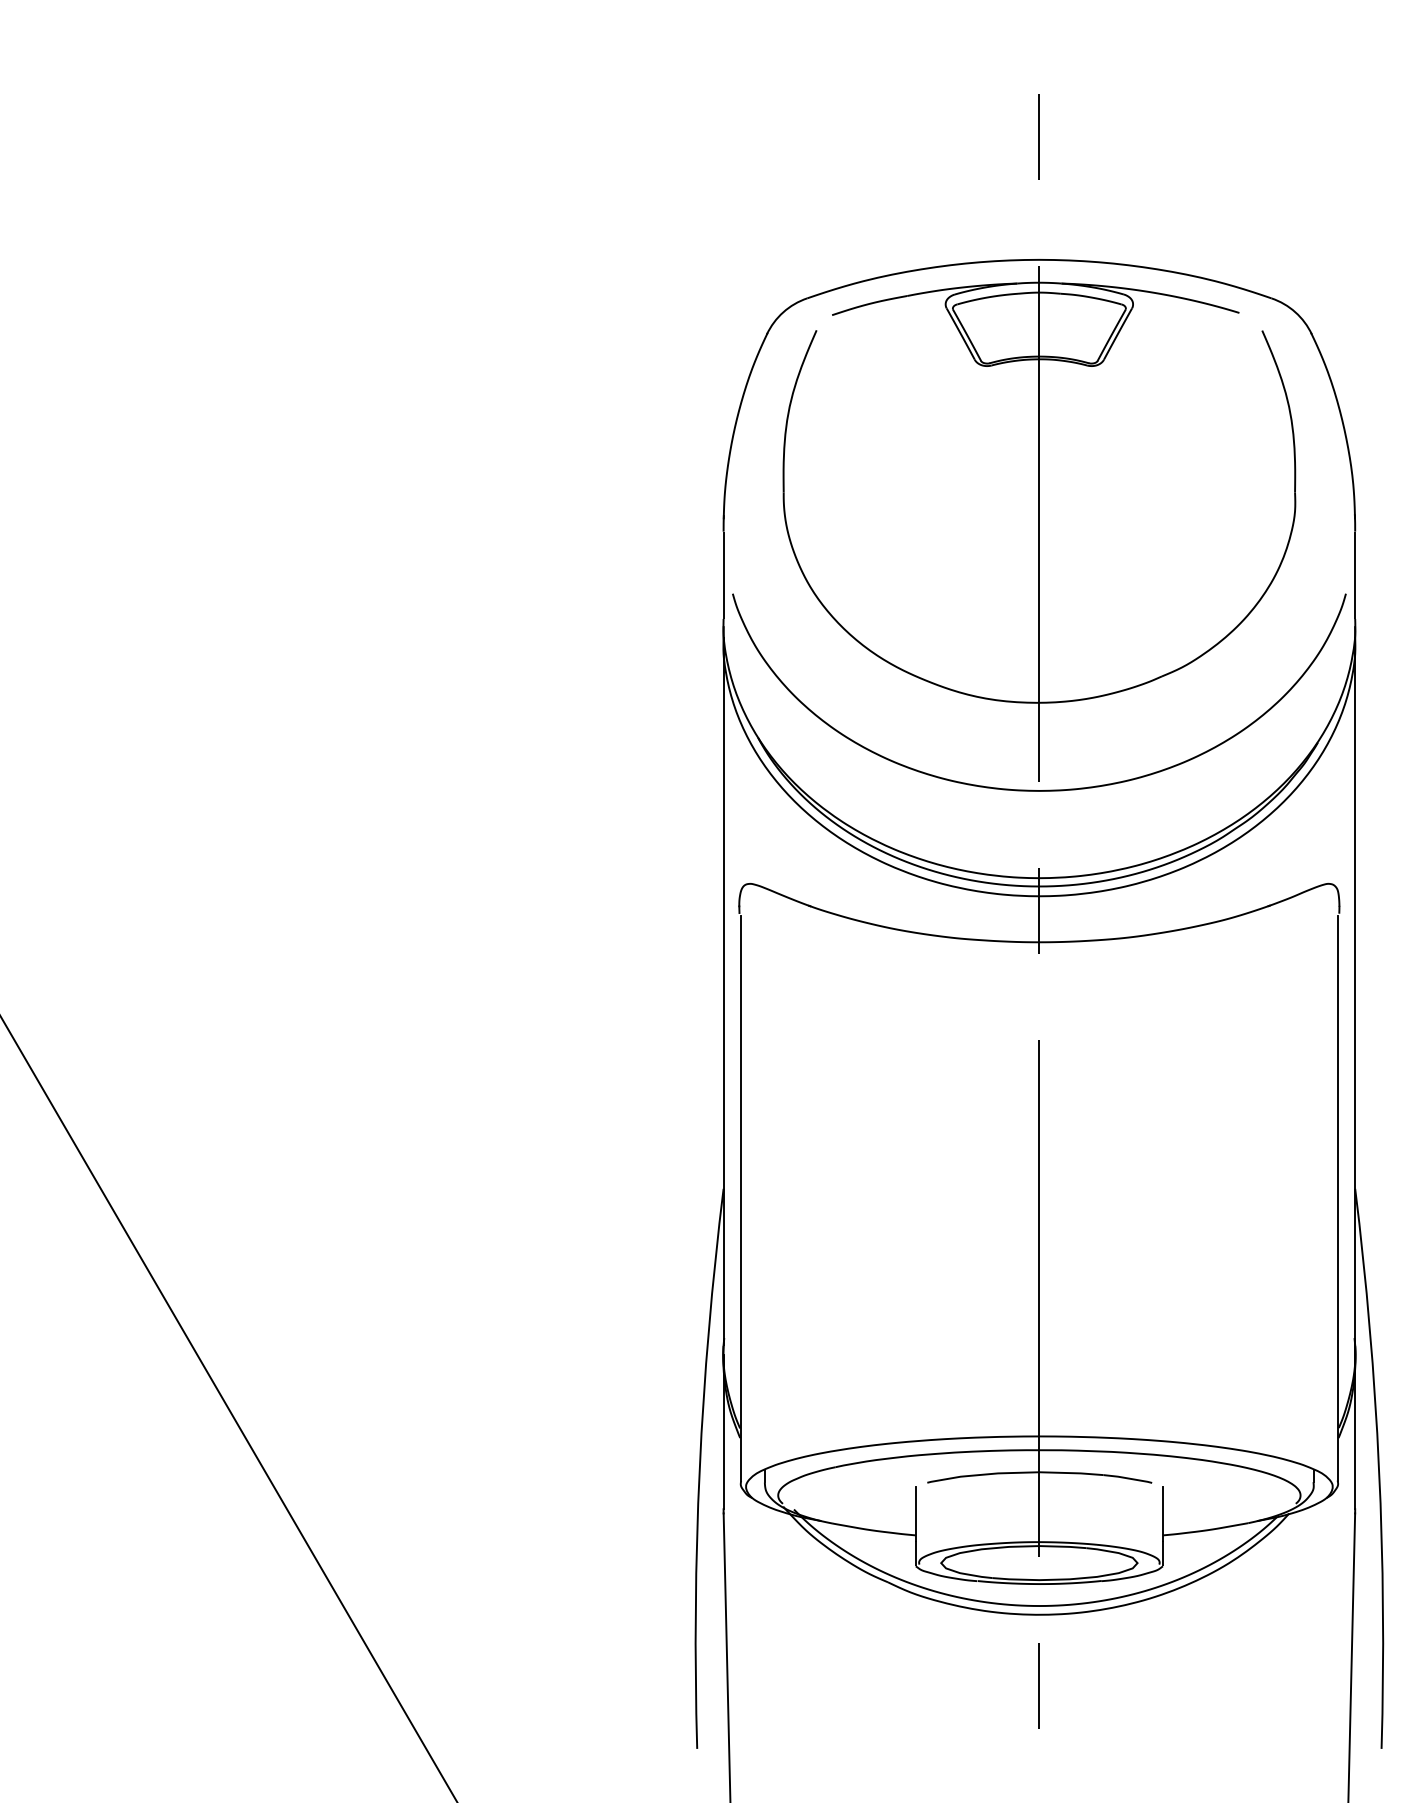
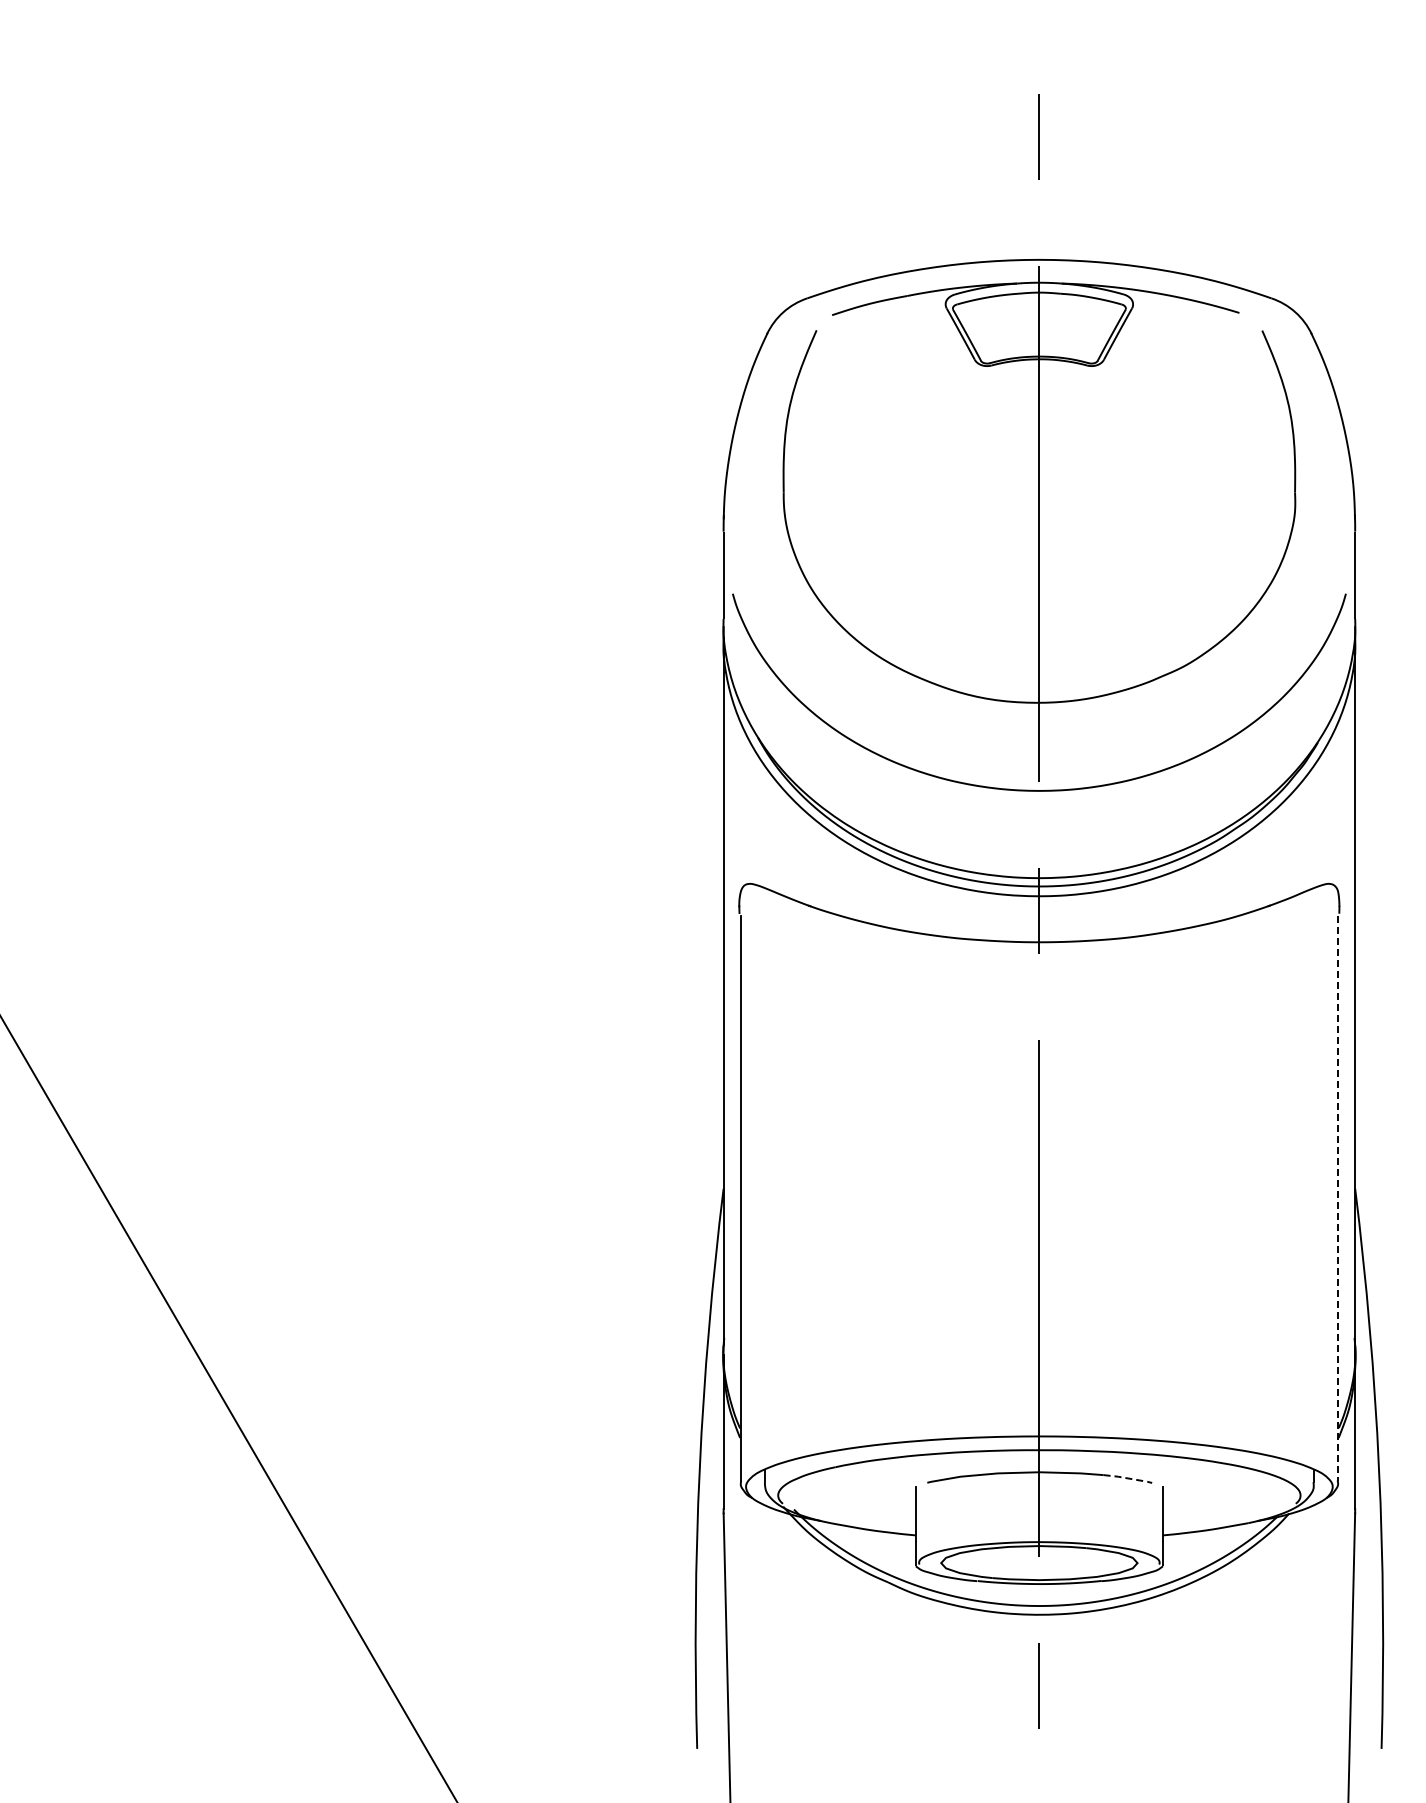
line: solid -> dashed (1338, 1198)
line: solid -> dashed (1128, 1478)
